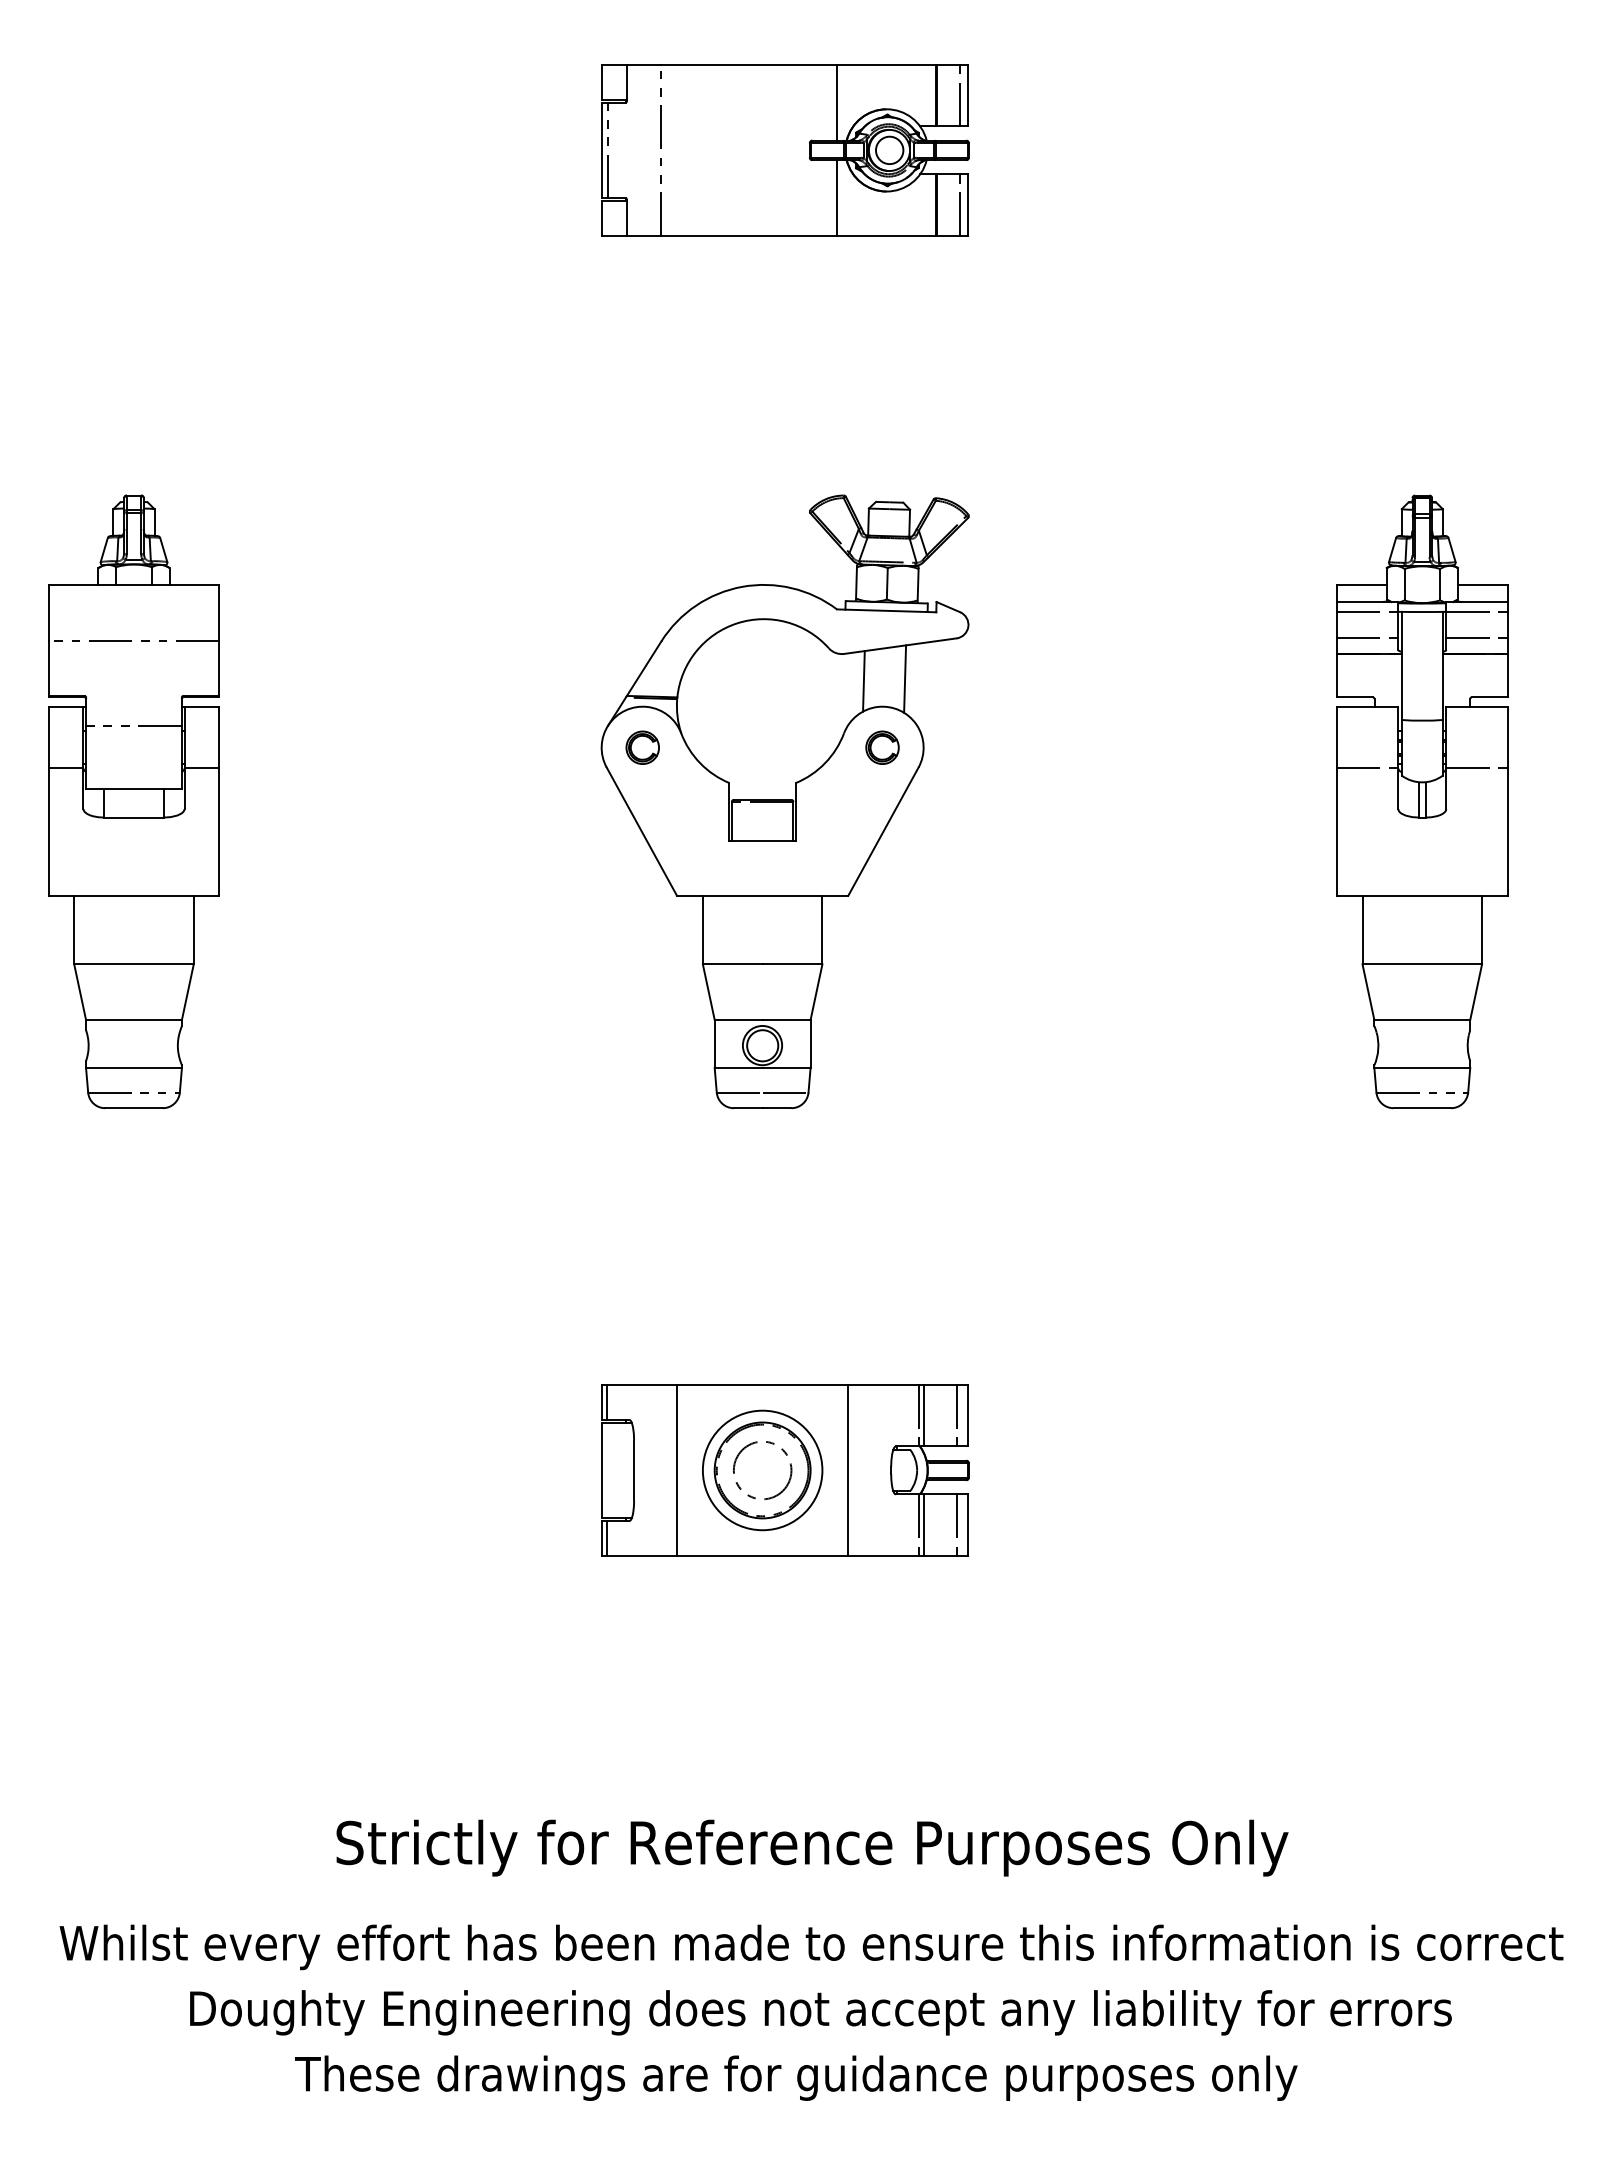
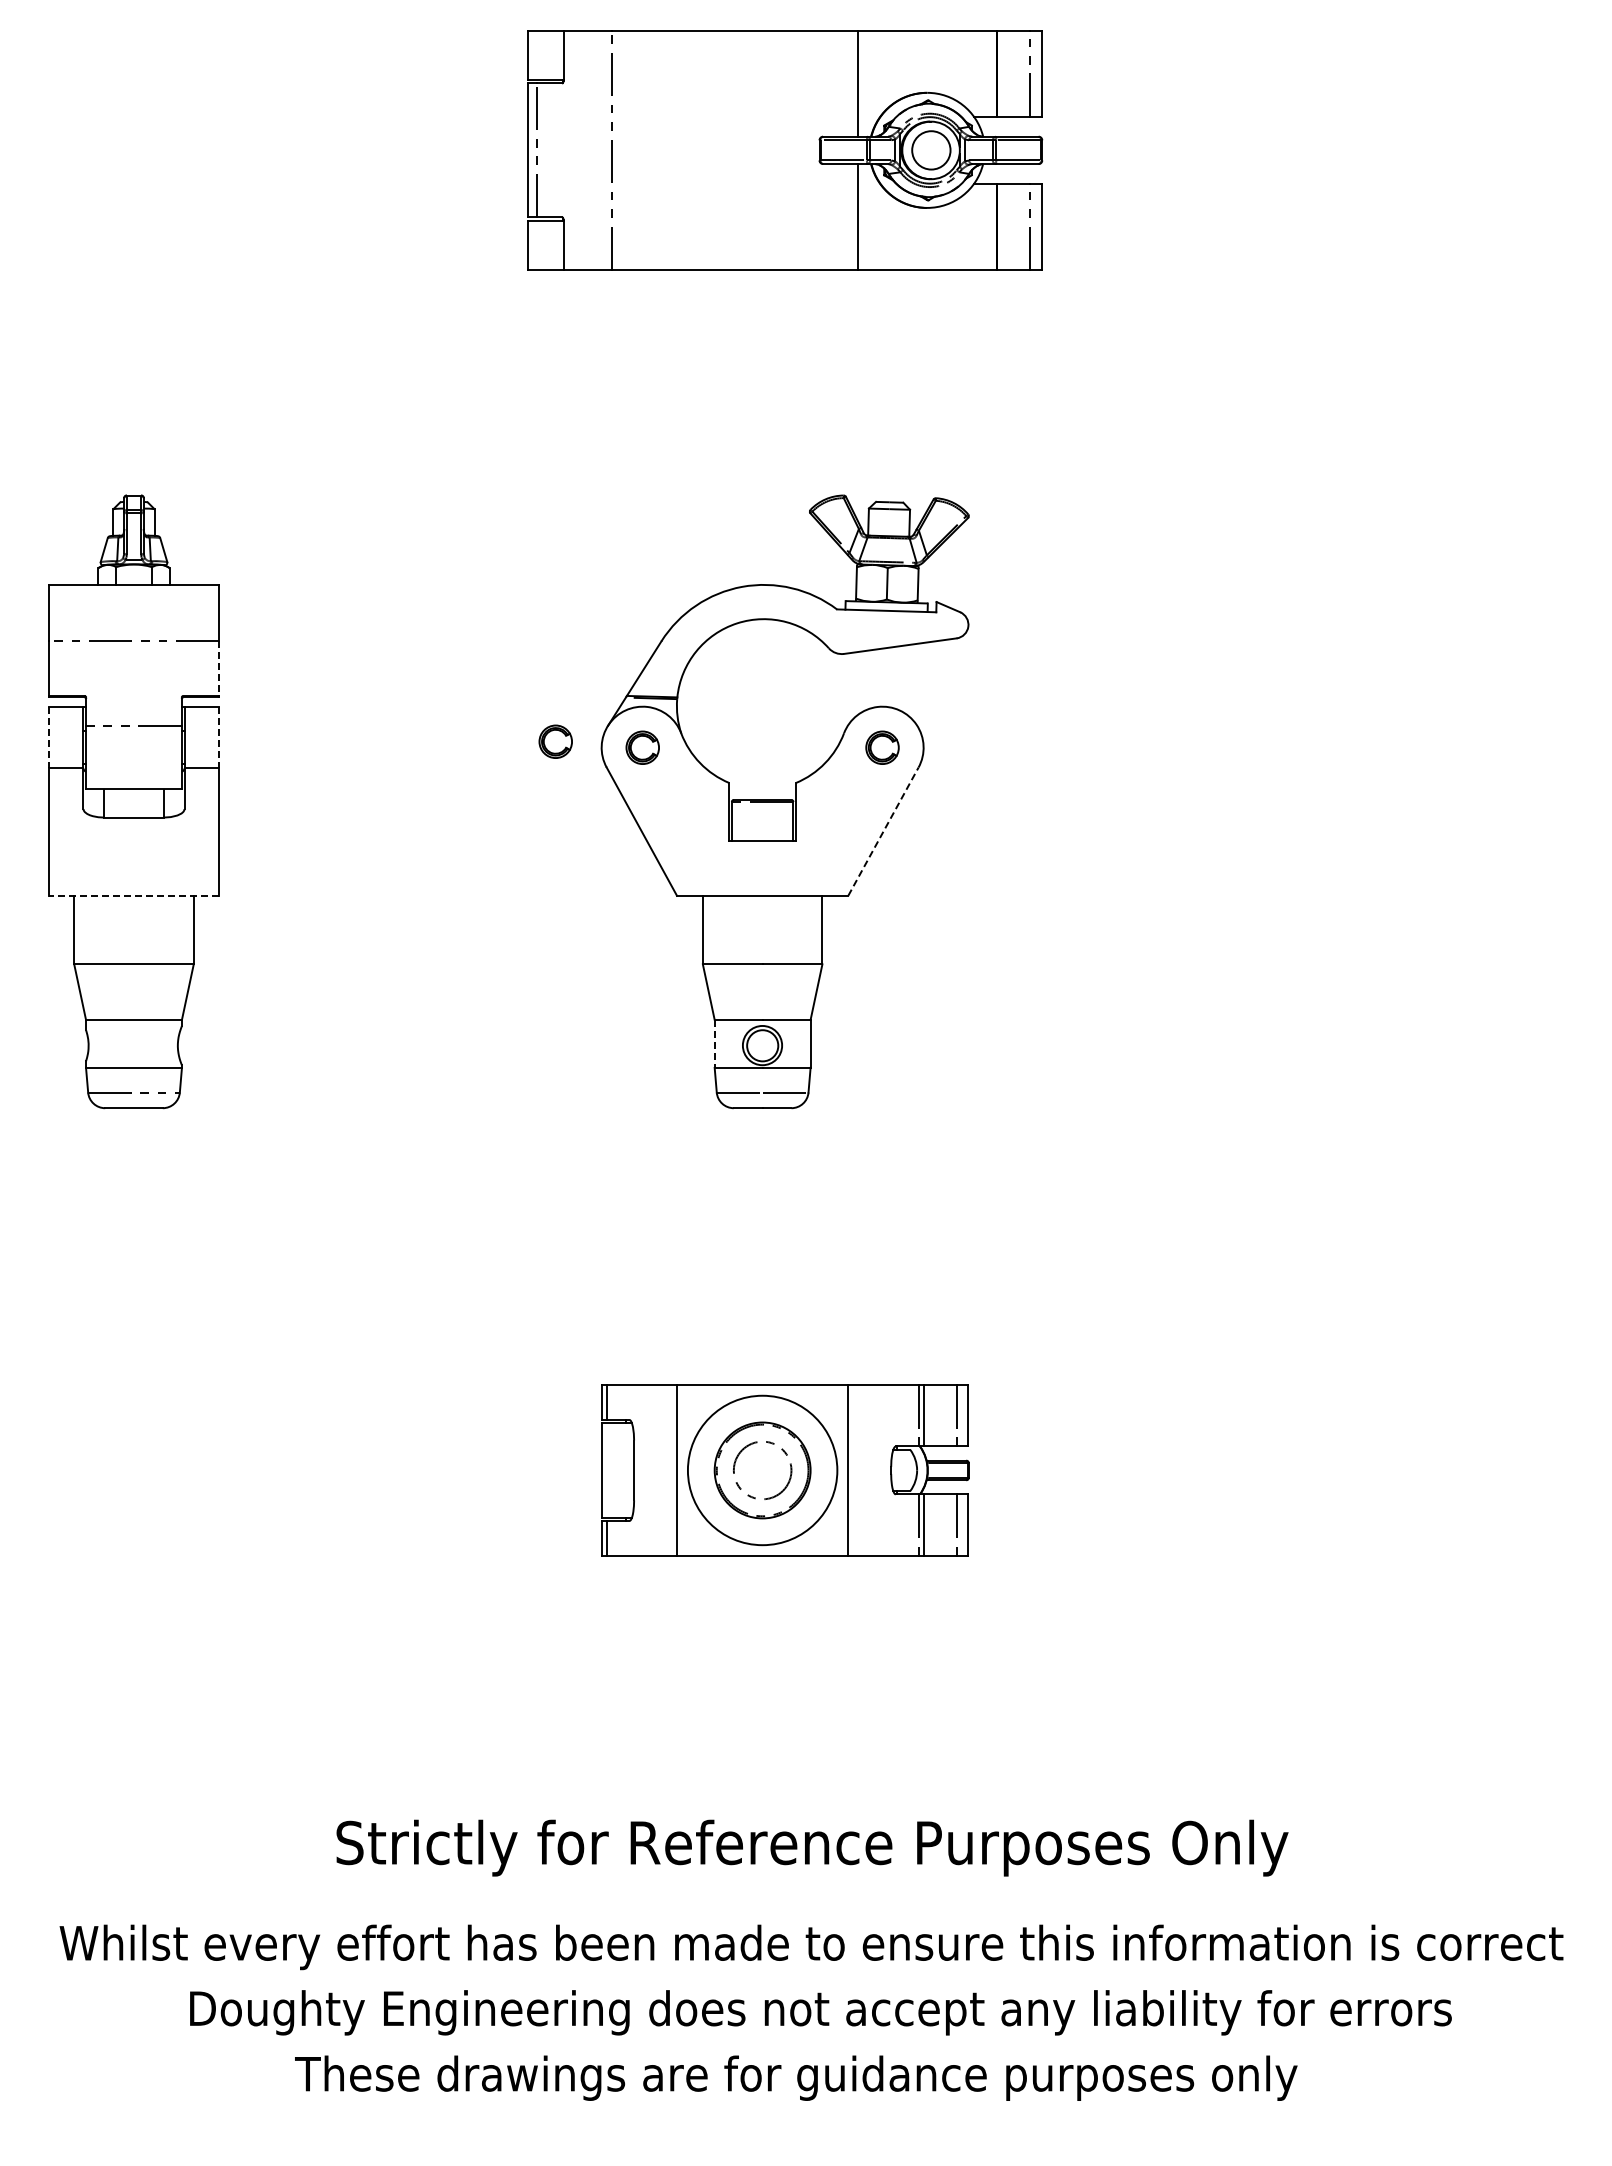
part size: 369x173 px -> 517x241 px (785, 150)
line: solid -> dashed (219, 669)
line: present -> none (905, 678)
line: present -> none (863, 681)
line: solid -> dashed (48, 737)
line: solid -> dashed (219, 737)
part: none -> present (555, 741)
part: present -> none (1422, 801)
line: solid -> dashed (883, 831)
line: solid -> dashed (133, 895)
line: solid -> dashed (714, 1043)
circle diameter: 120 px -> 149 px (762, 1470)
